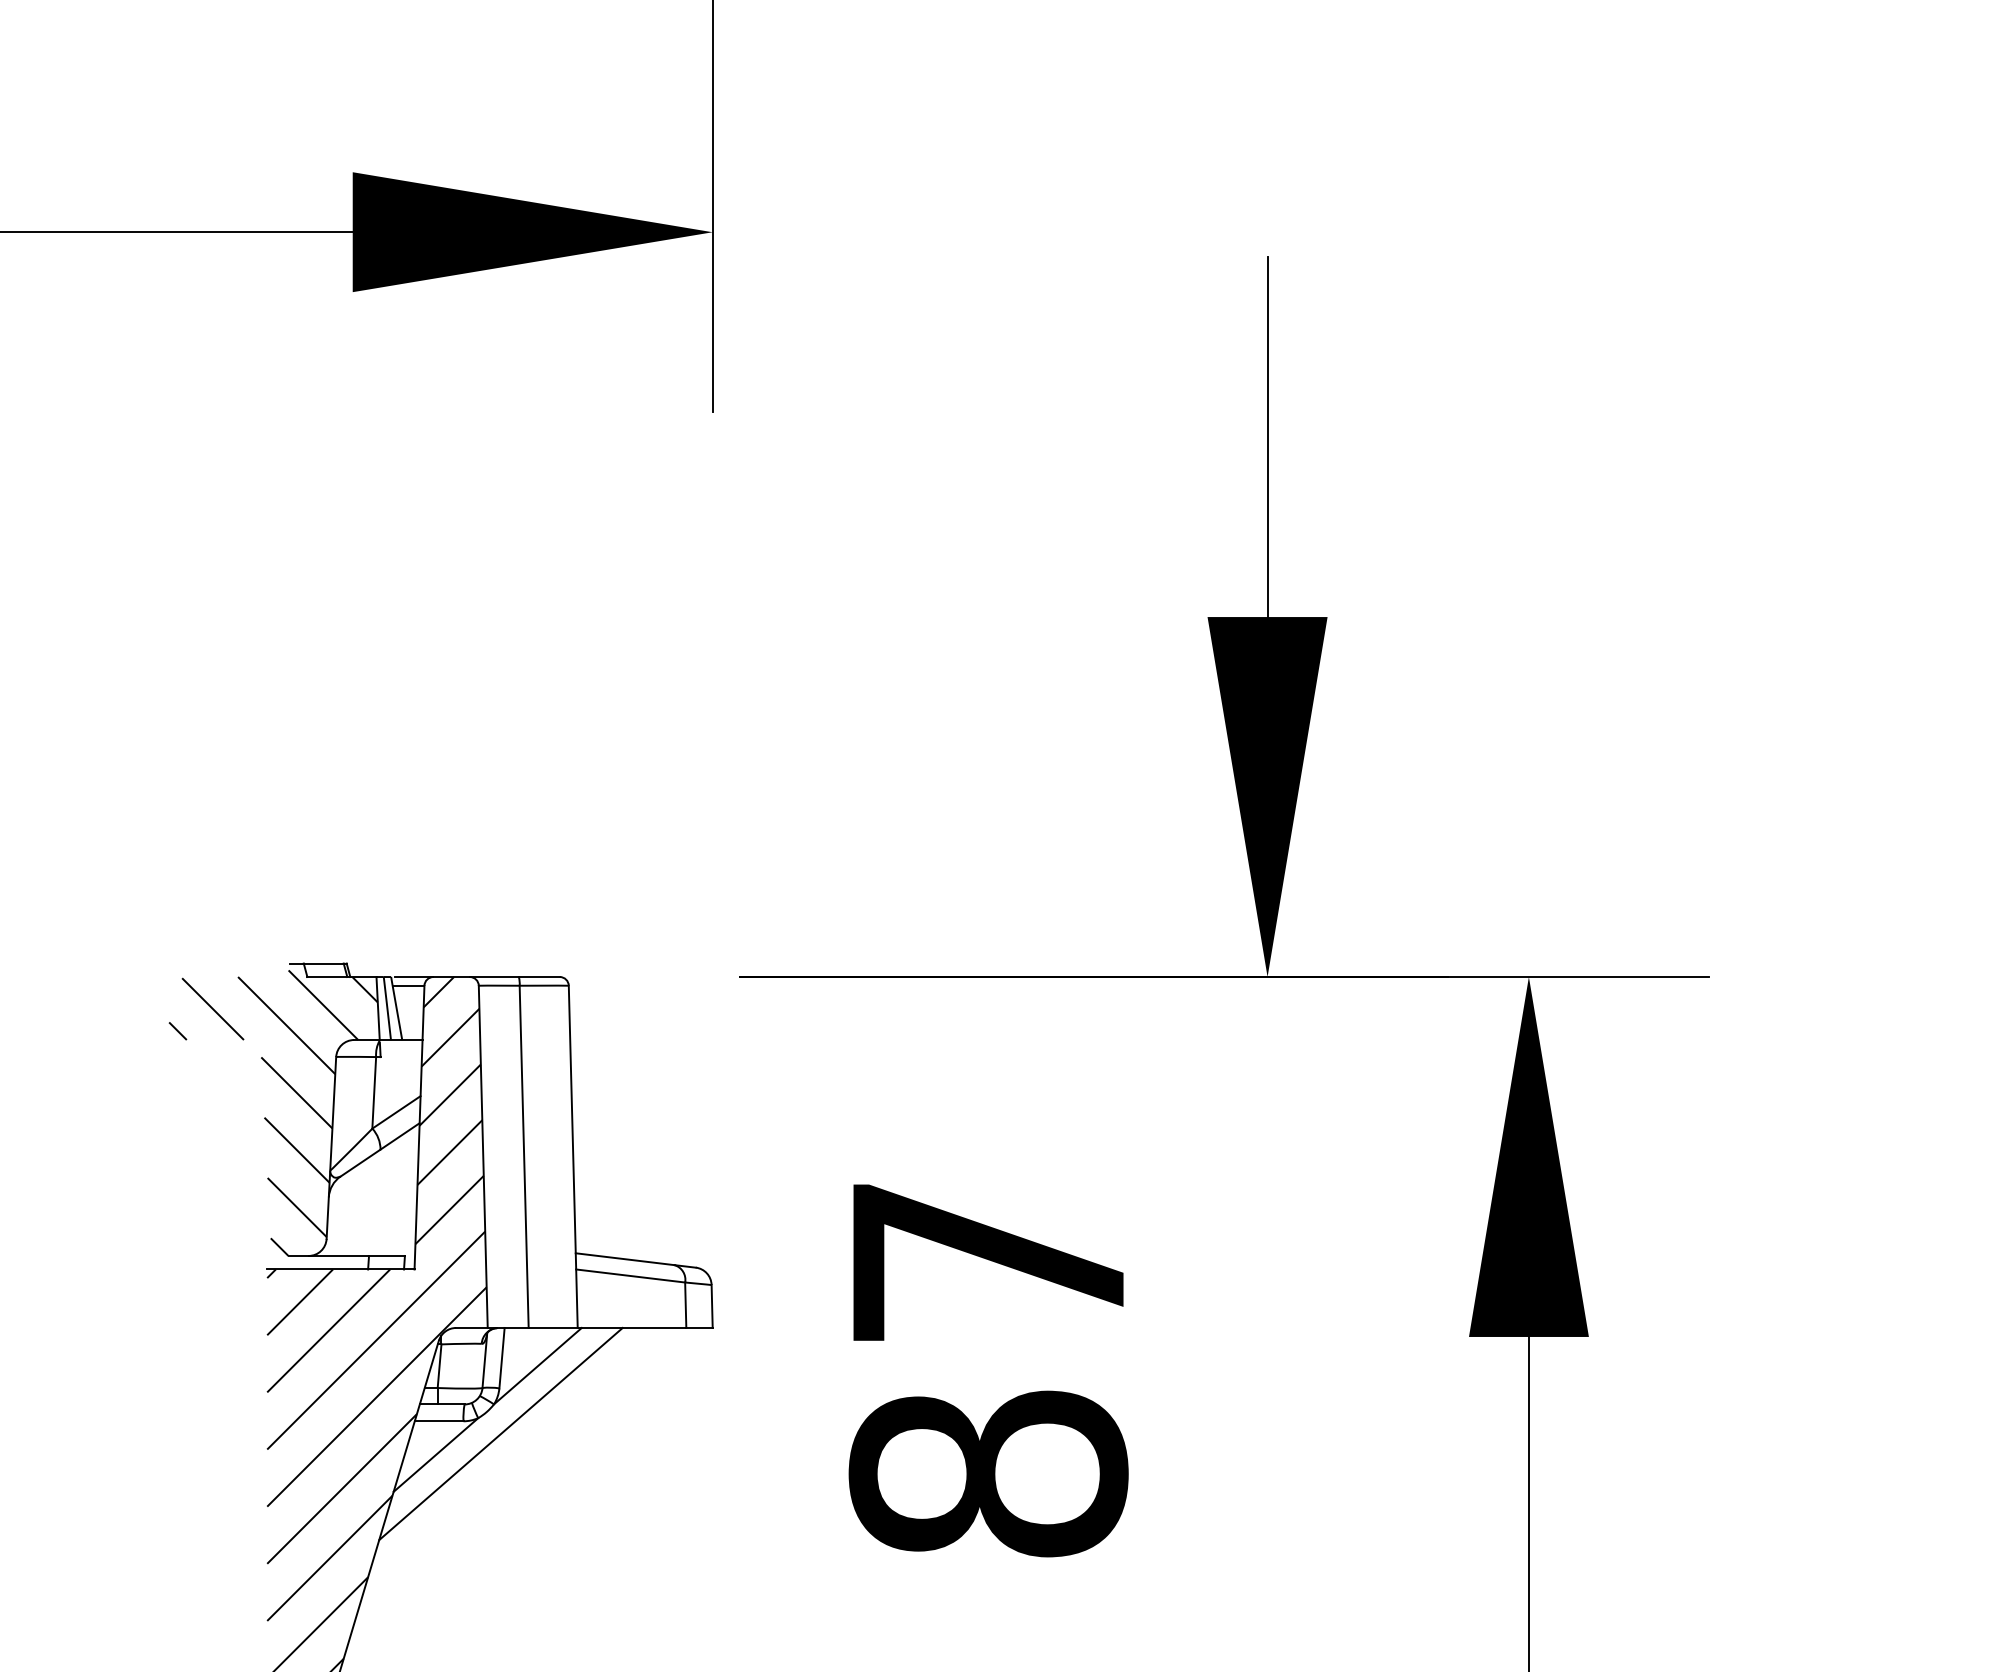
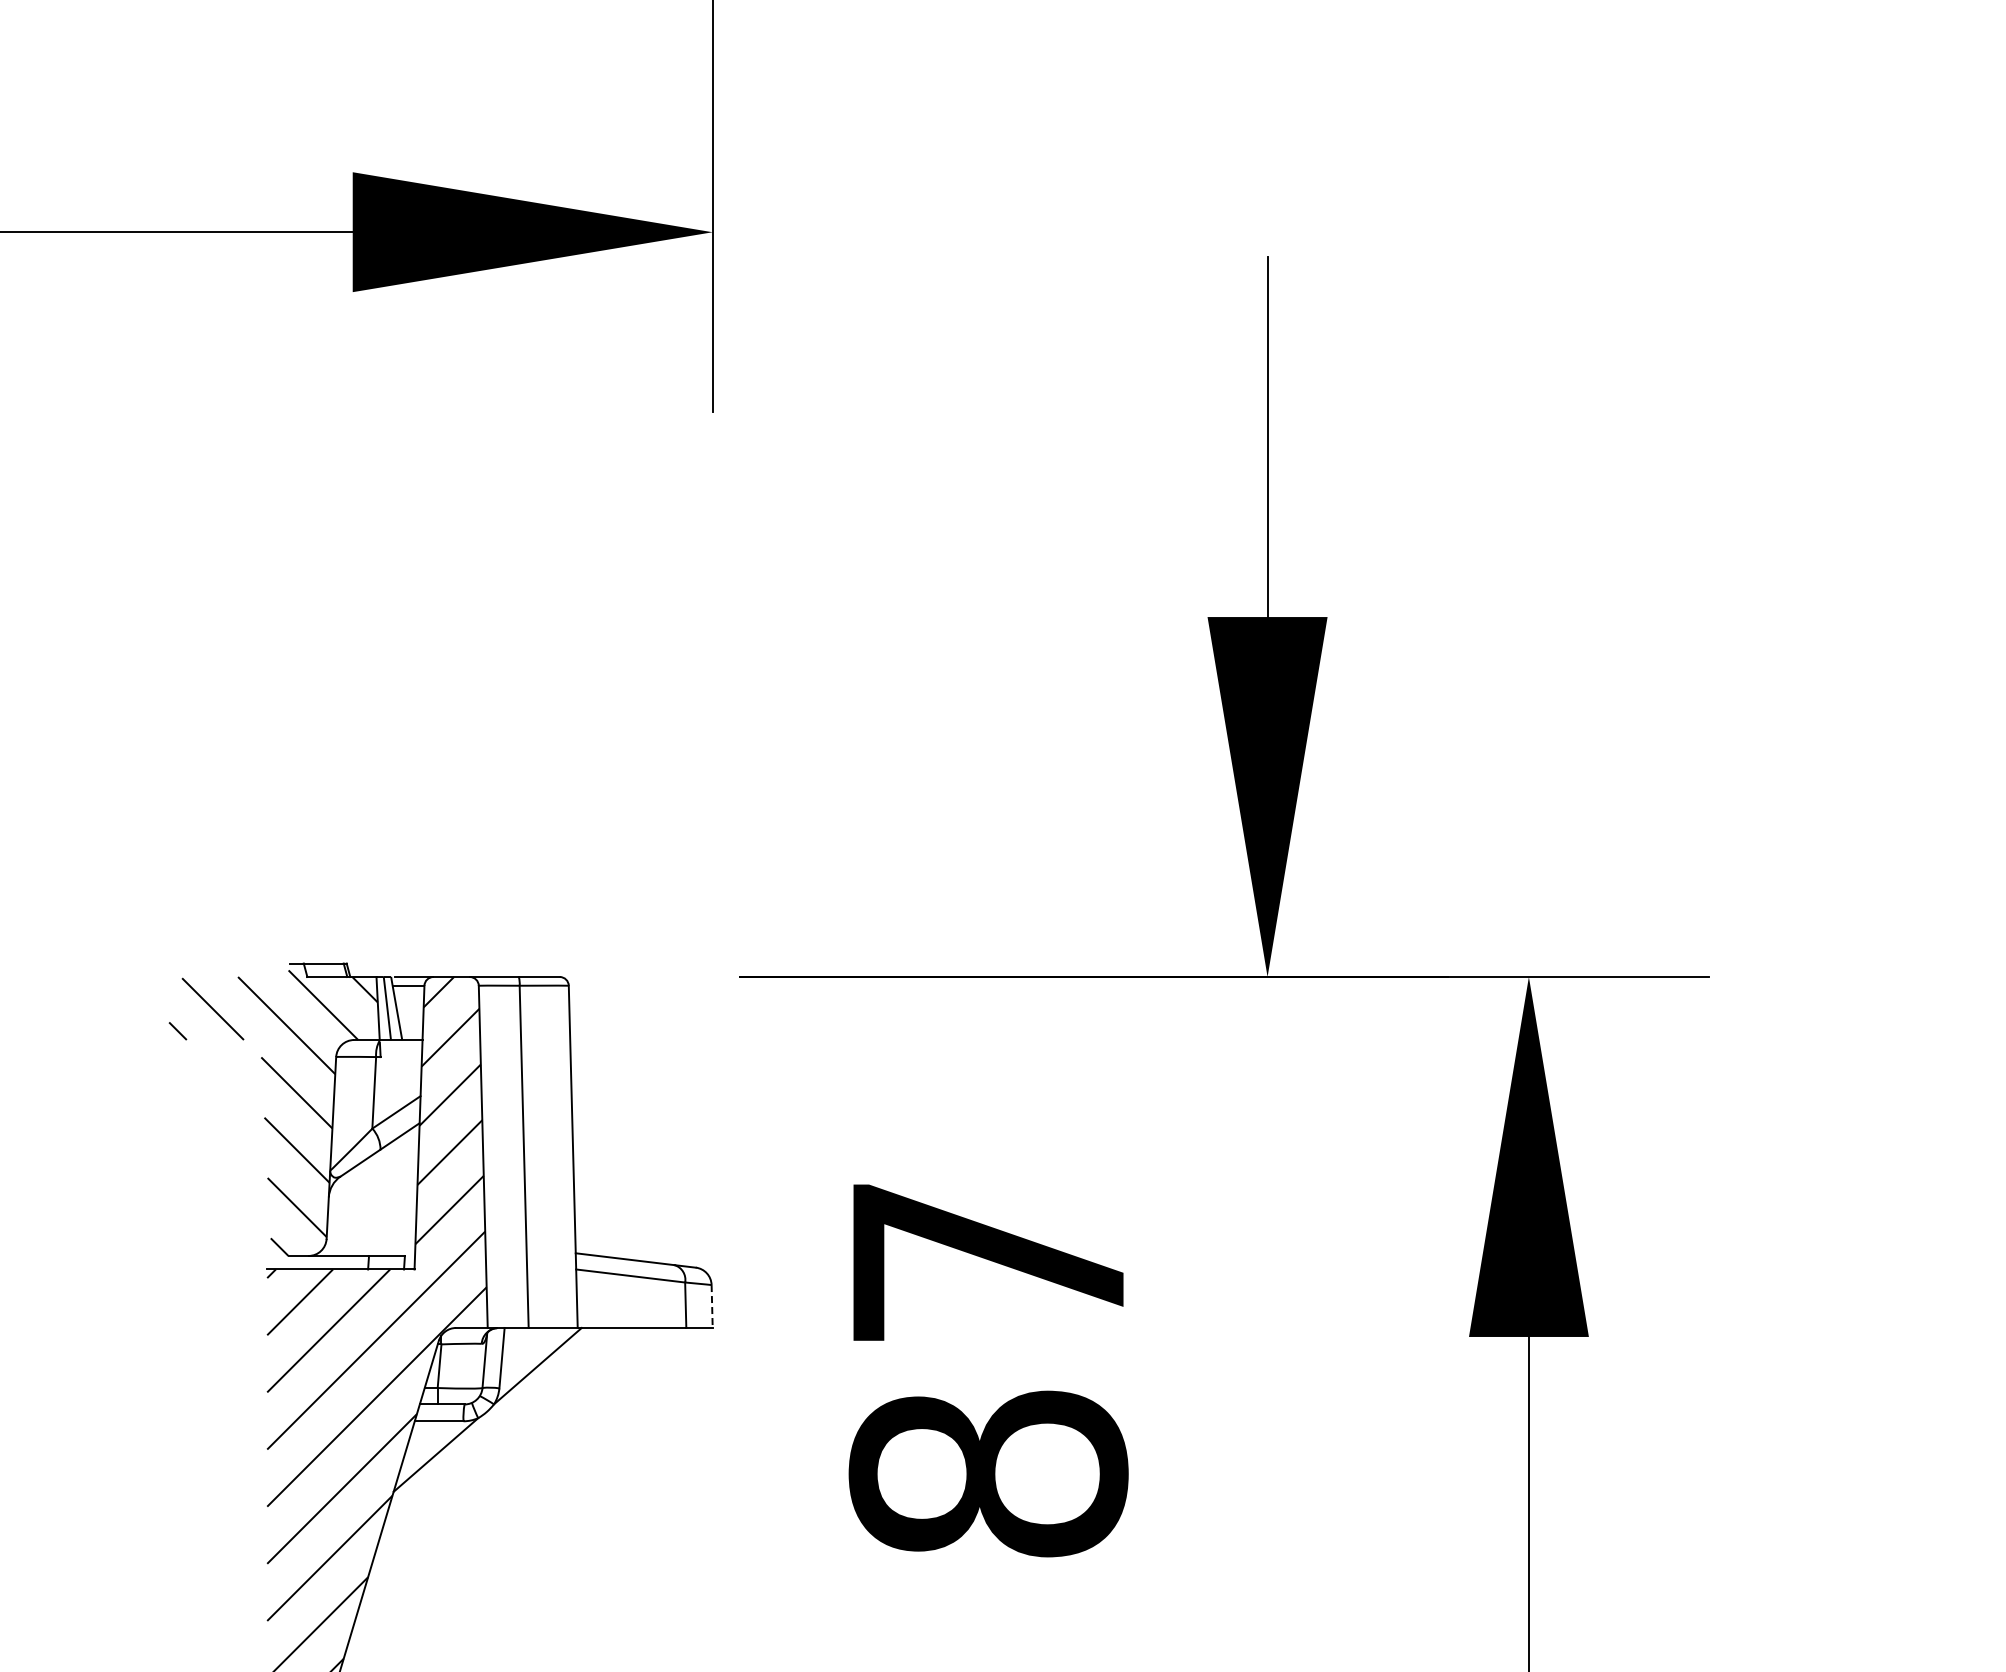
line: solid -> dashed (712, 1307)
line: present -> none (500, 1433)
